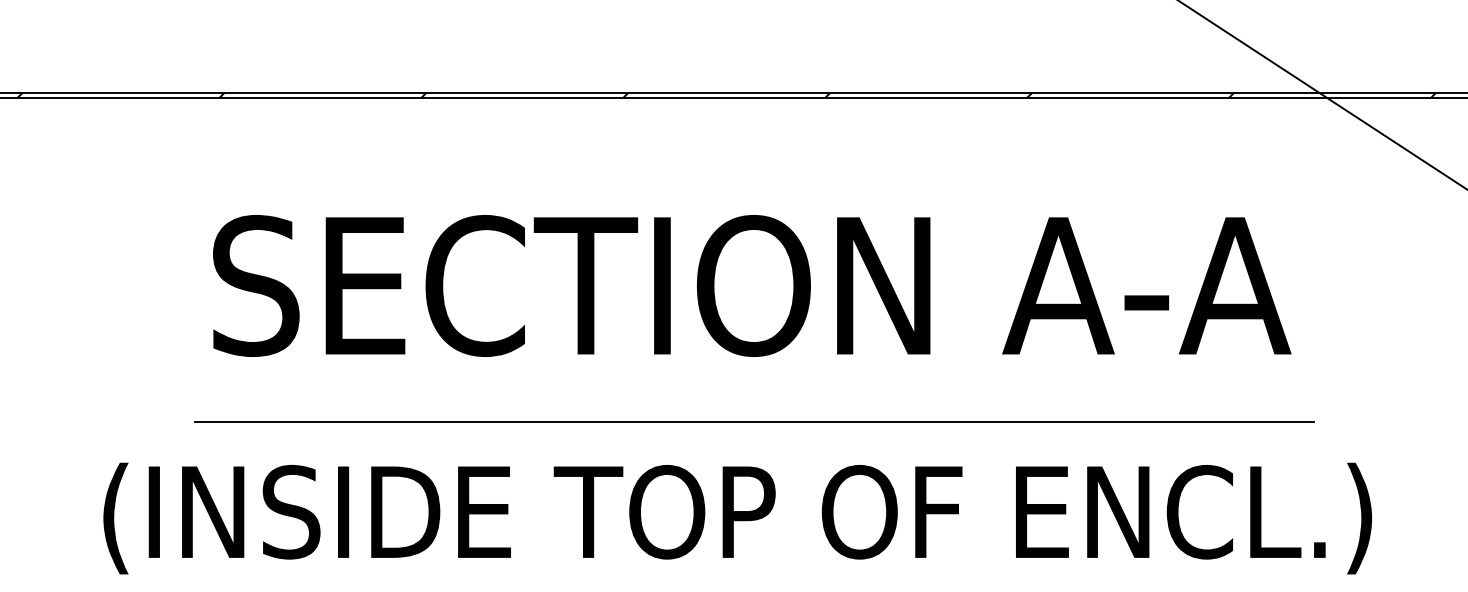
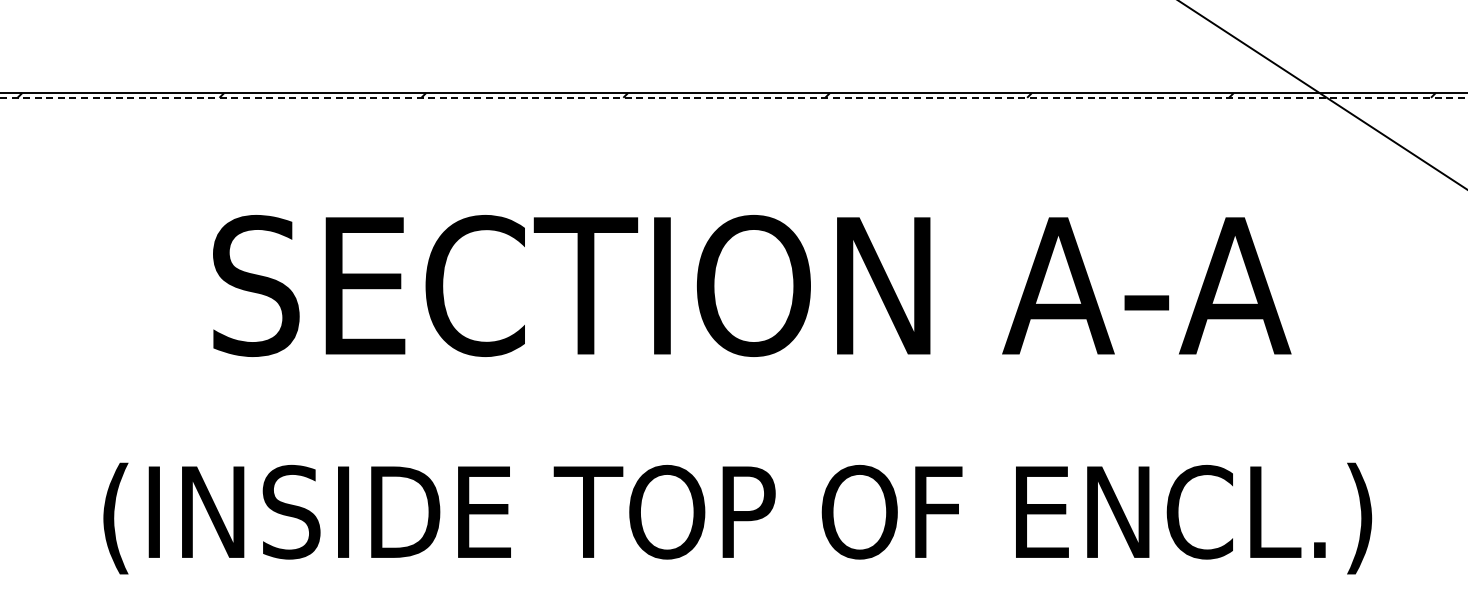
line: solid -> dashed (734, 97)
line: present -> none (753, 421)
